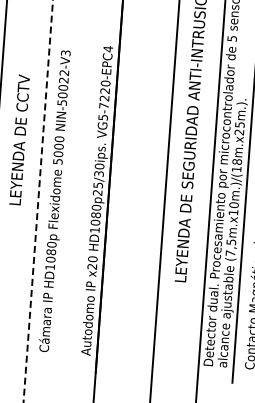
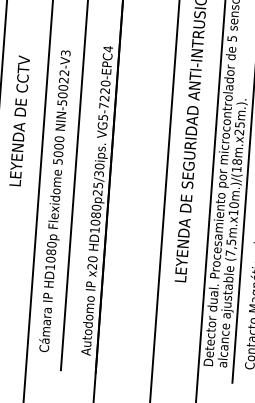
text position: (19, 139) -> (19, 120) (19, 120)
line: none -> present (73, 186)
line: dashed -> solid (38, 201)
